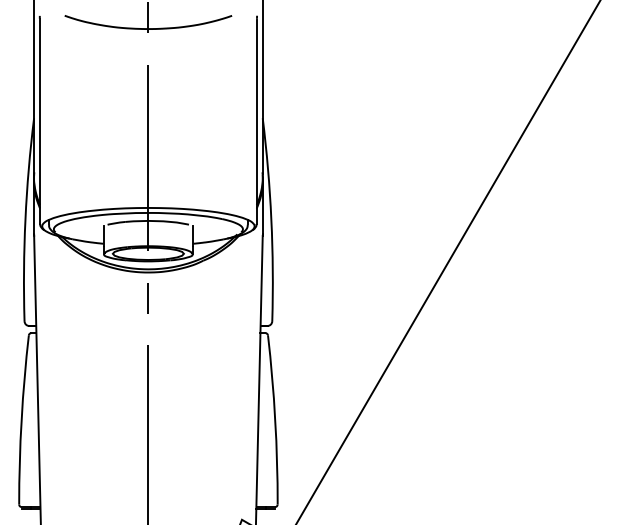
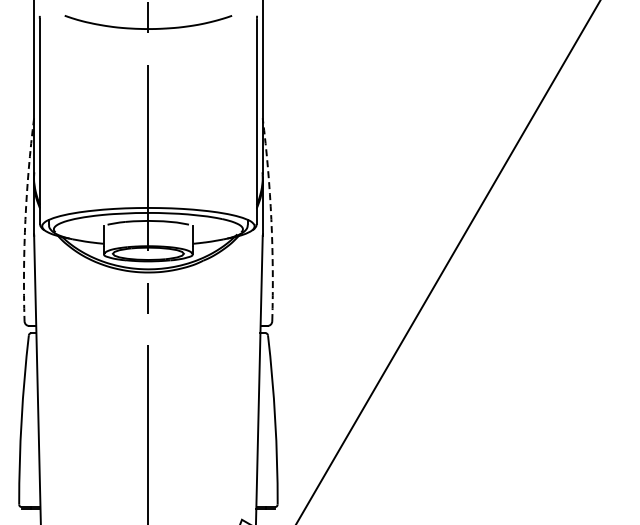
arc: solid -> dashed (25, 219)
arc: solid -> dashed (271, 219)
